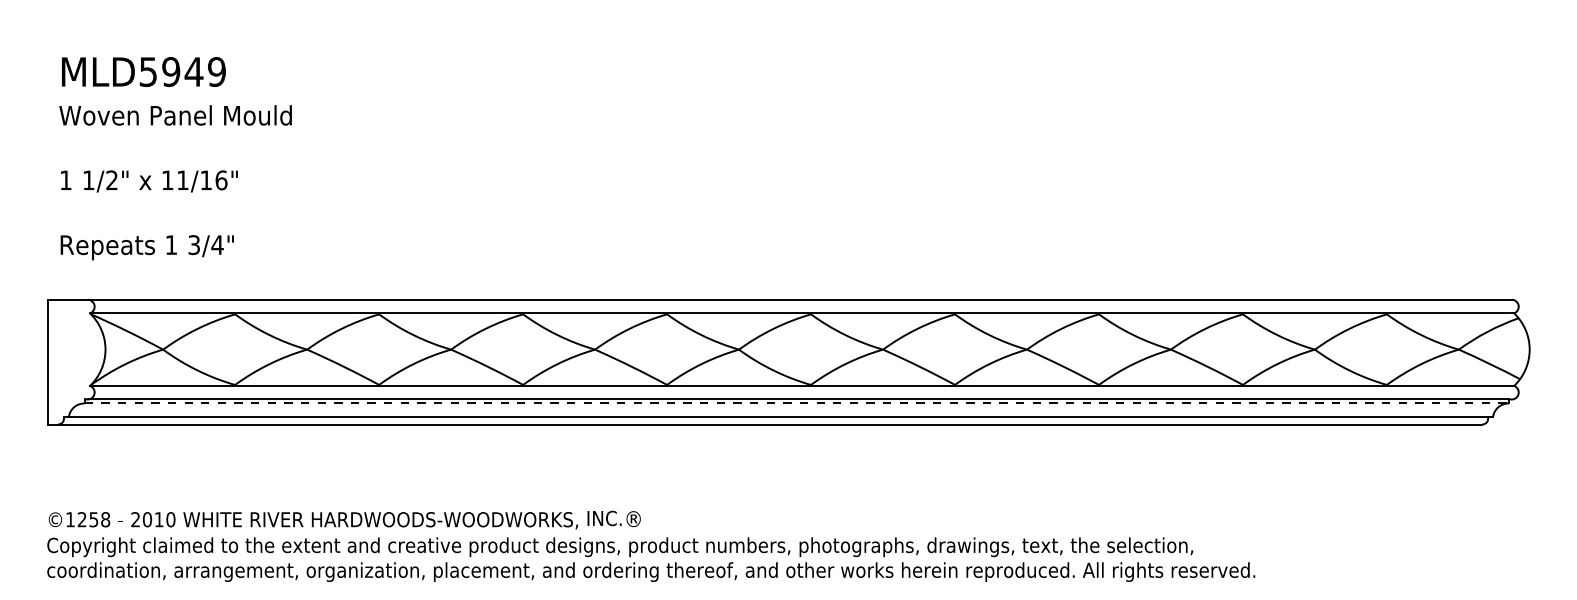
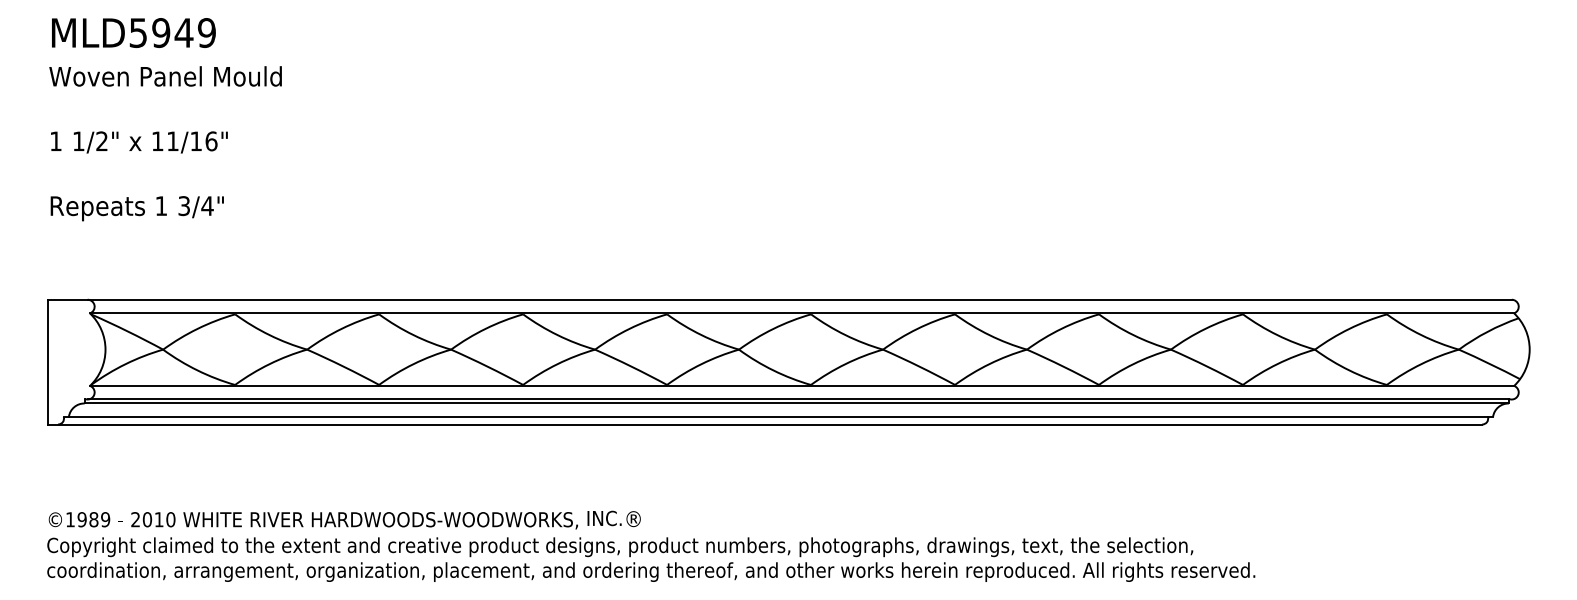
text position: (175, 158) -> (165, 119) (165, 119)
line: dashed -> solid (796, 403)
text: ©1258 -> ©1989 (93, 519)
